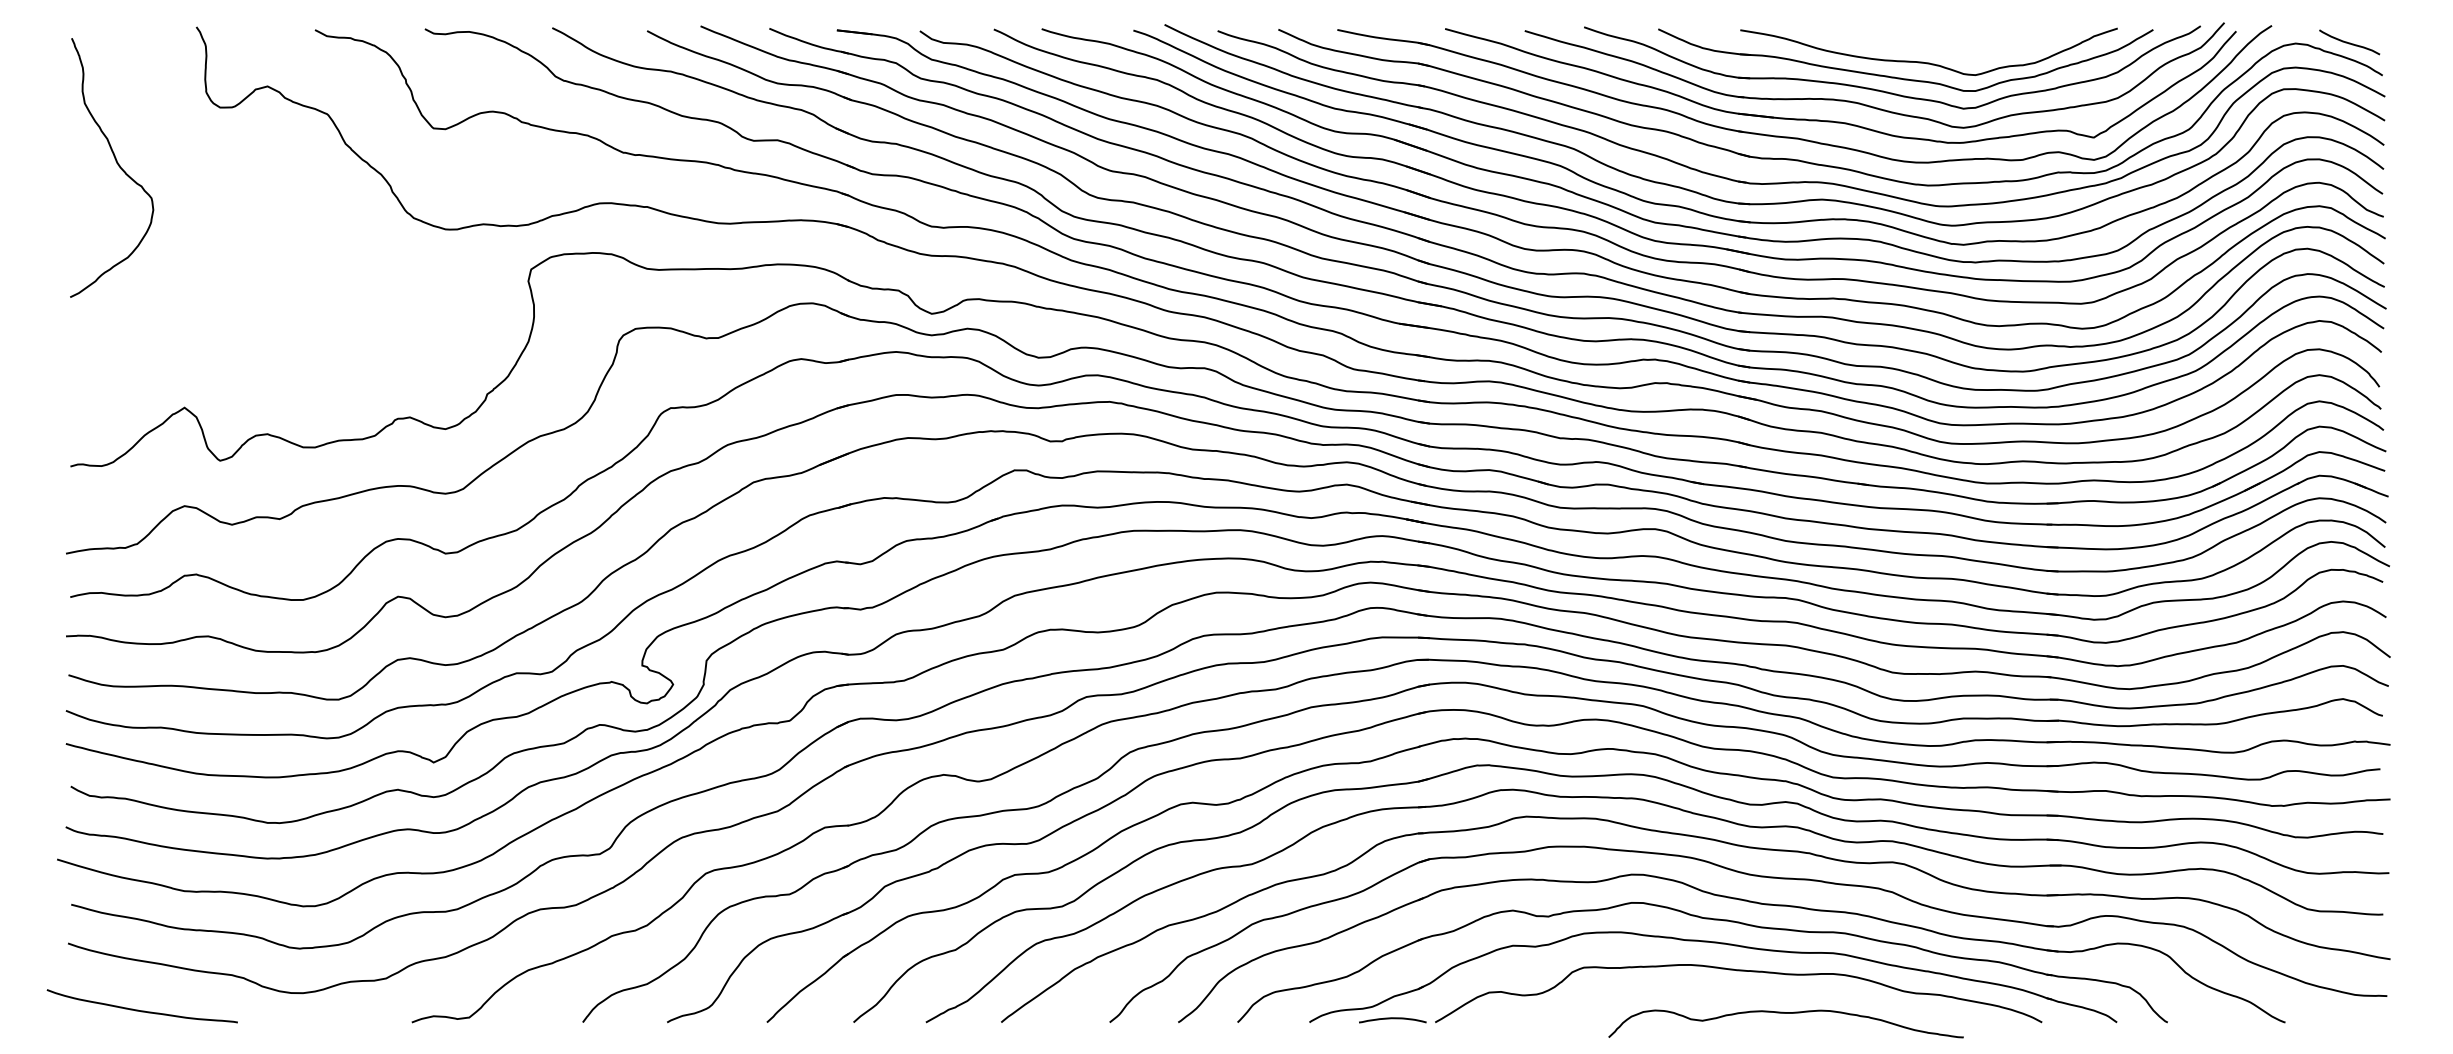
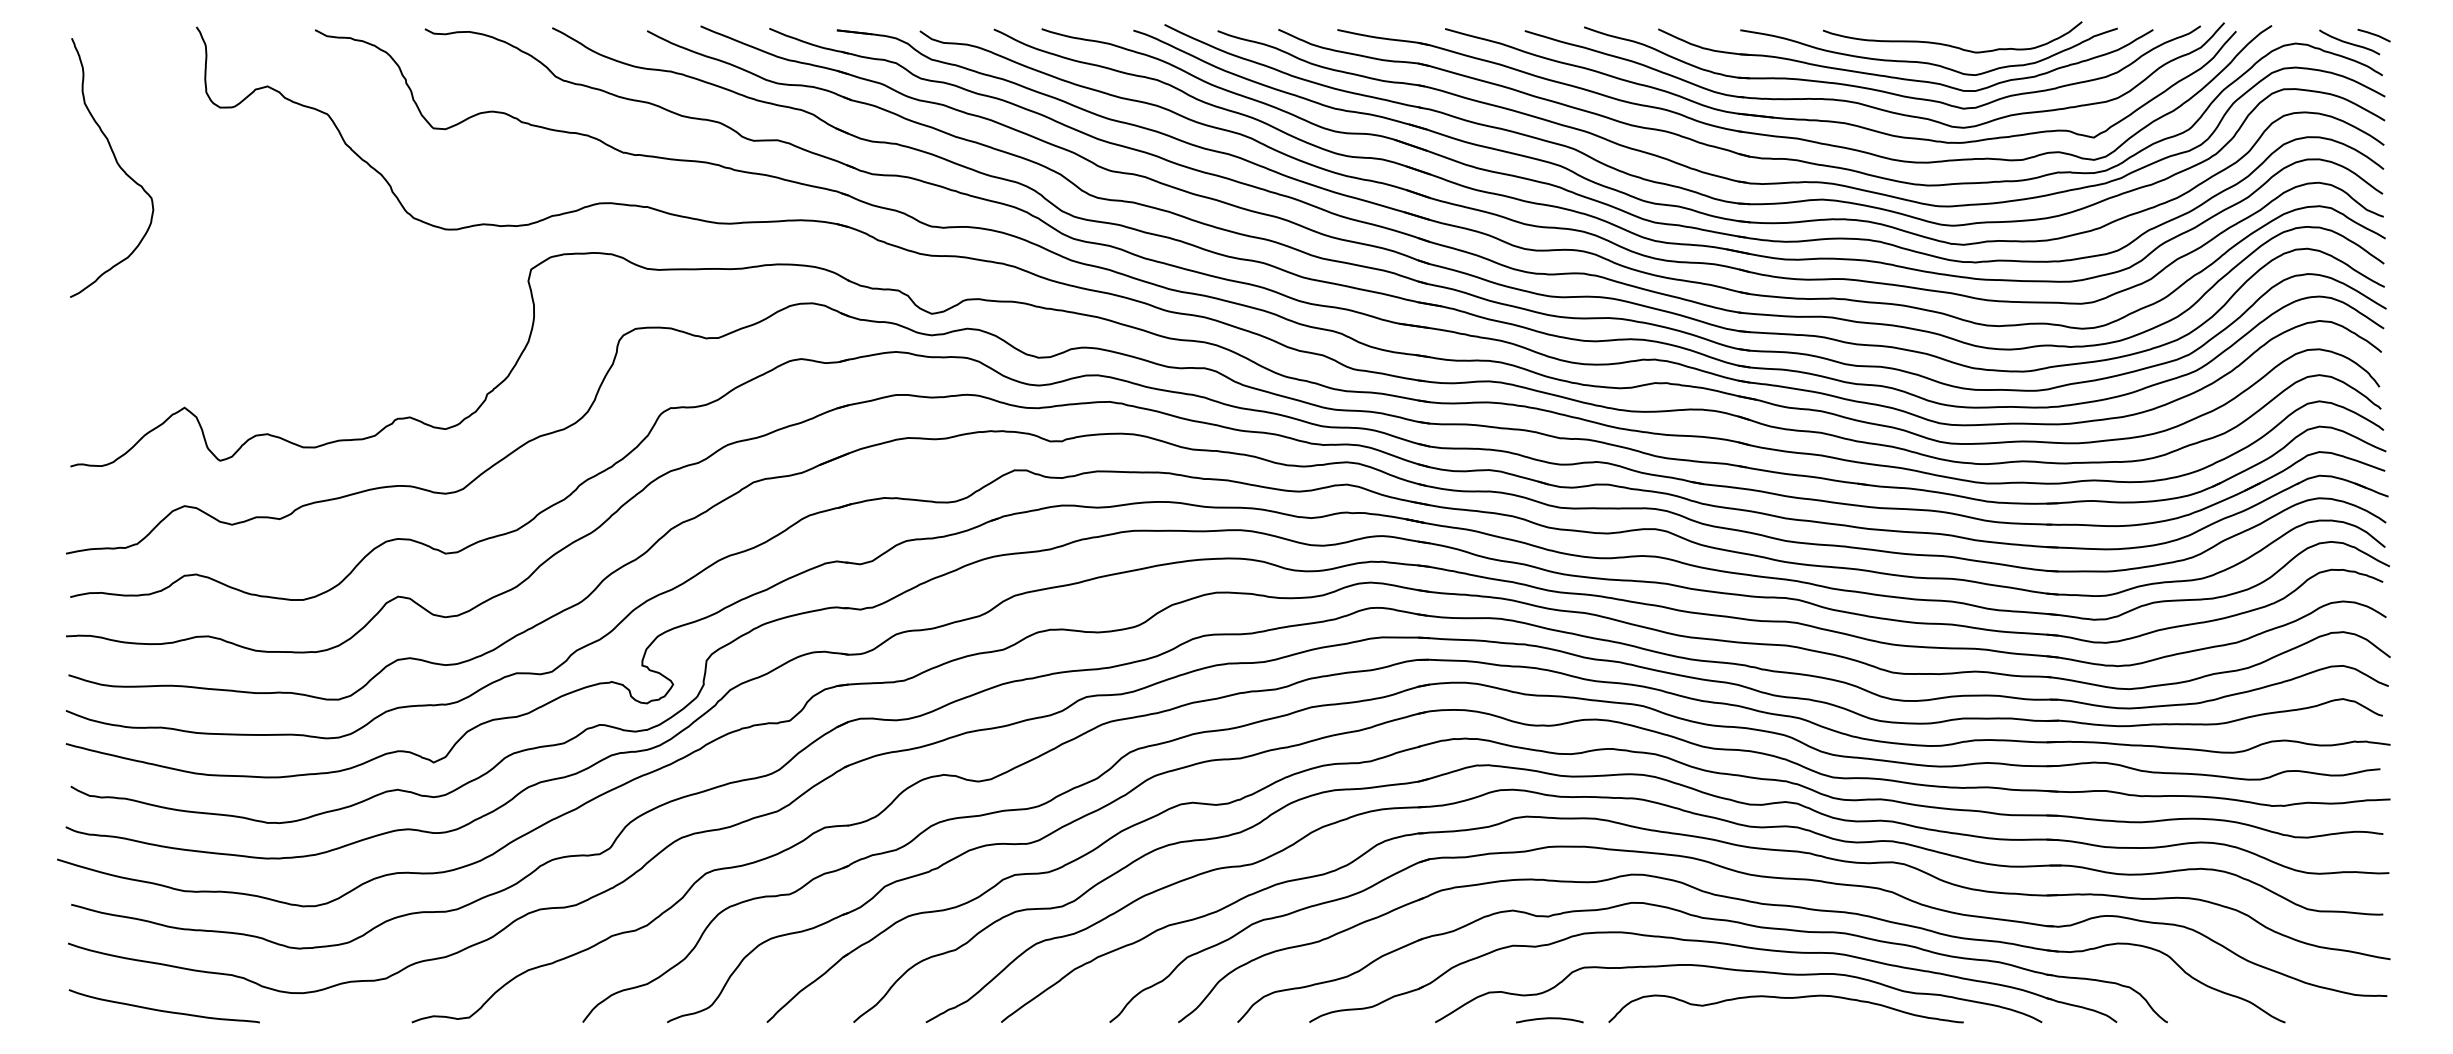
line: none -> present (2373, 35)
curve: none -> present (1949, 44)
curve position: (141, 1010) -> (163, 1010) (163, 1010)
curve position: (1785, 1013) -> (1785, 998) (1785, 998)
curve position: (1392, 1019) -> (1549, 1019) (1549, 1019)
